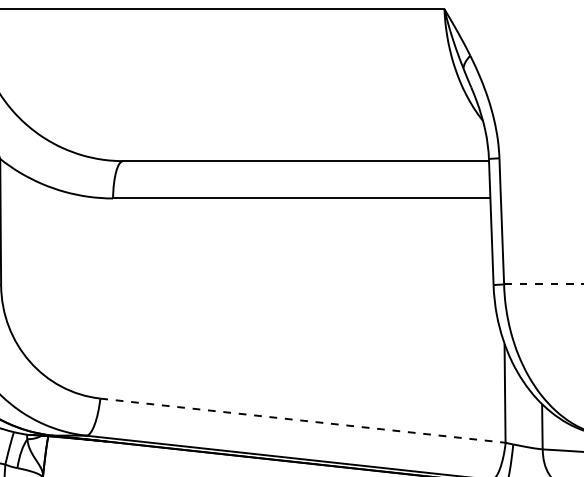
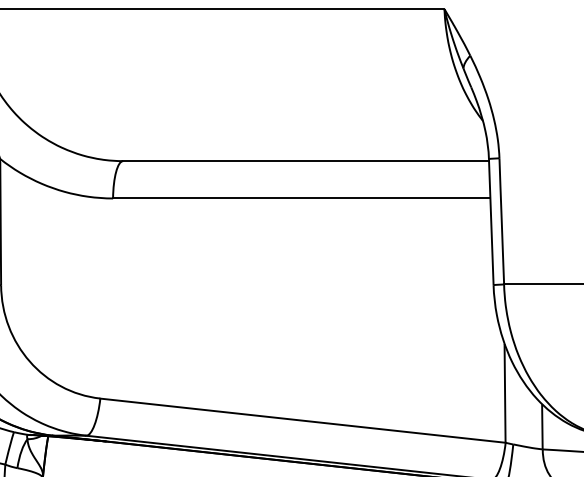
line: dashed -> solid (543, 284)
line: dashed -> solid (303, 420)
